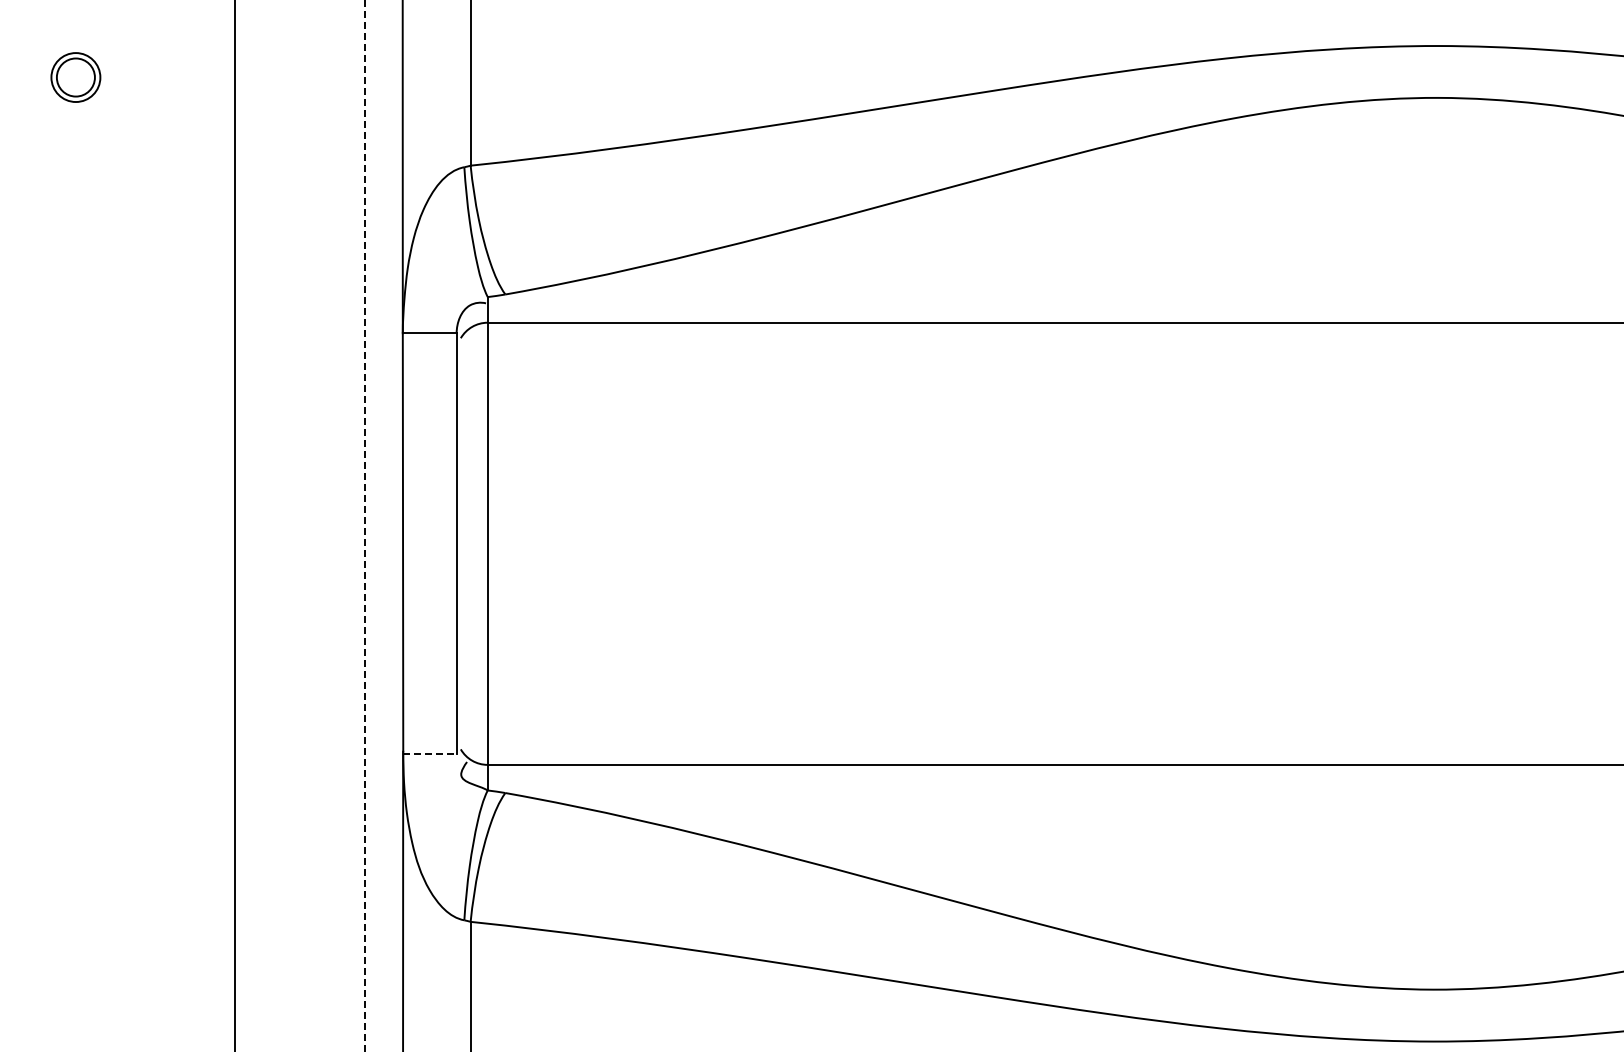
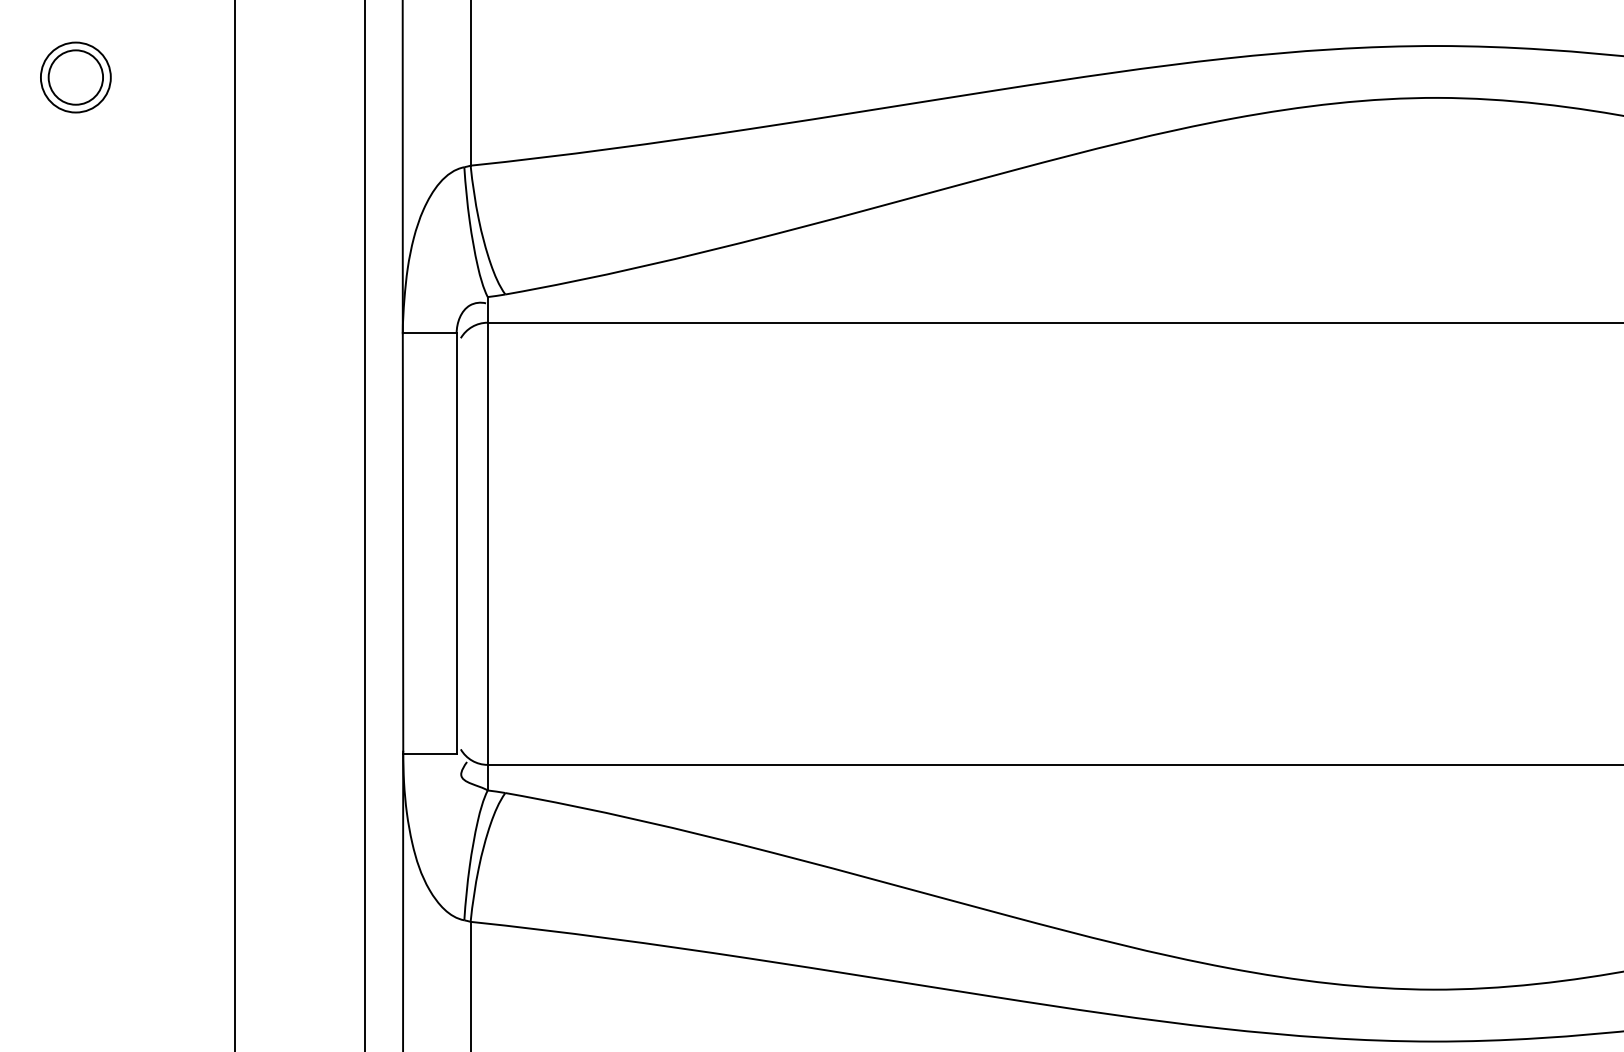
part size: 52x51 px -> 72x73 px (75, 77)
line: dashed -> solid (365, 526)
line: dashed -> solid (429, 754)
